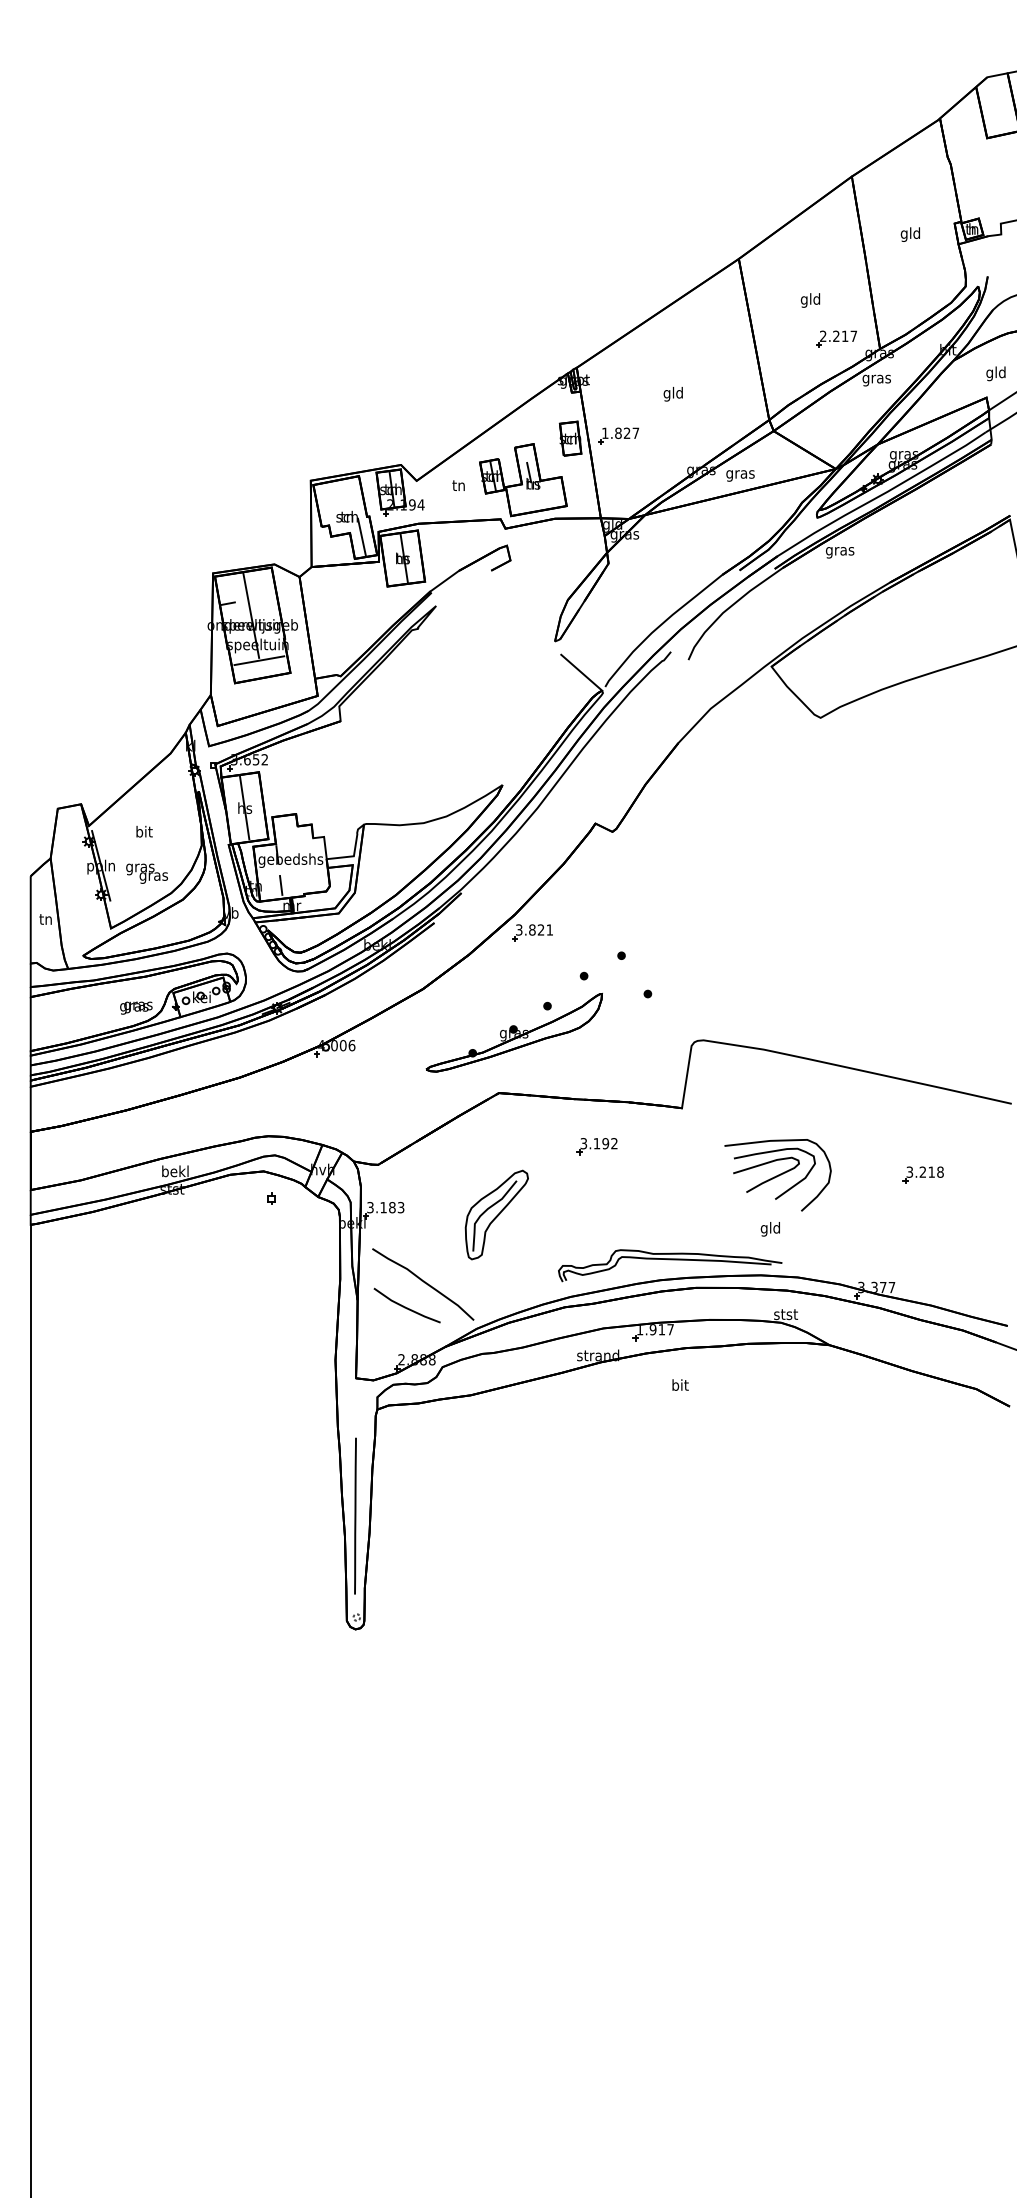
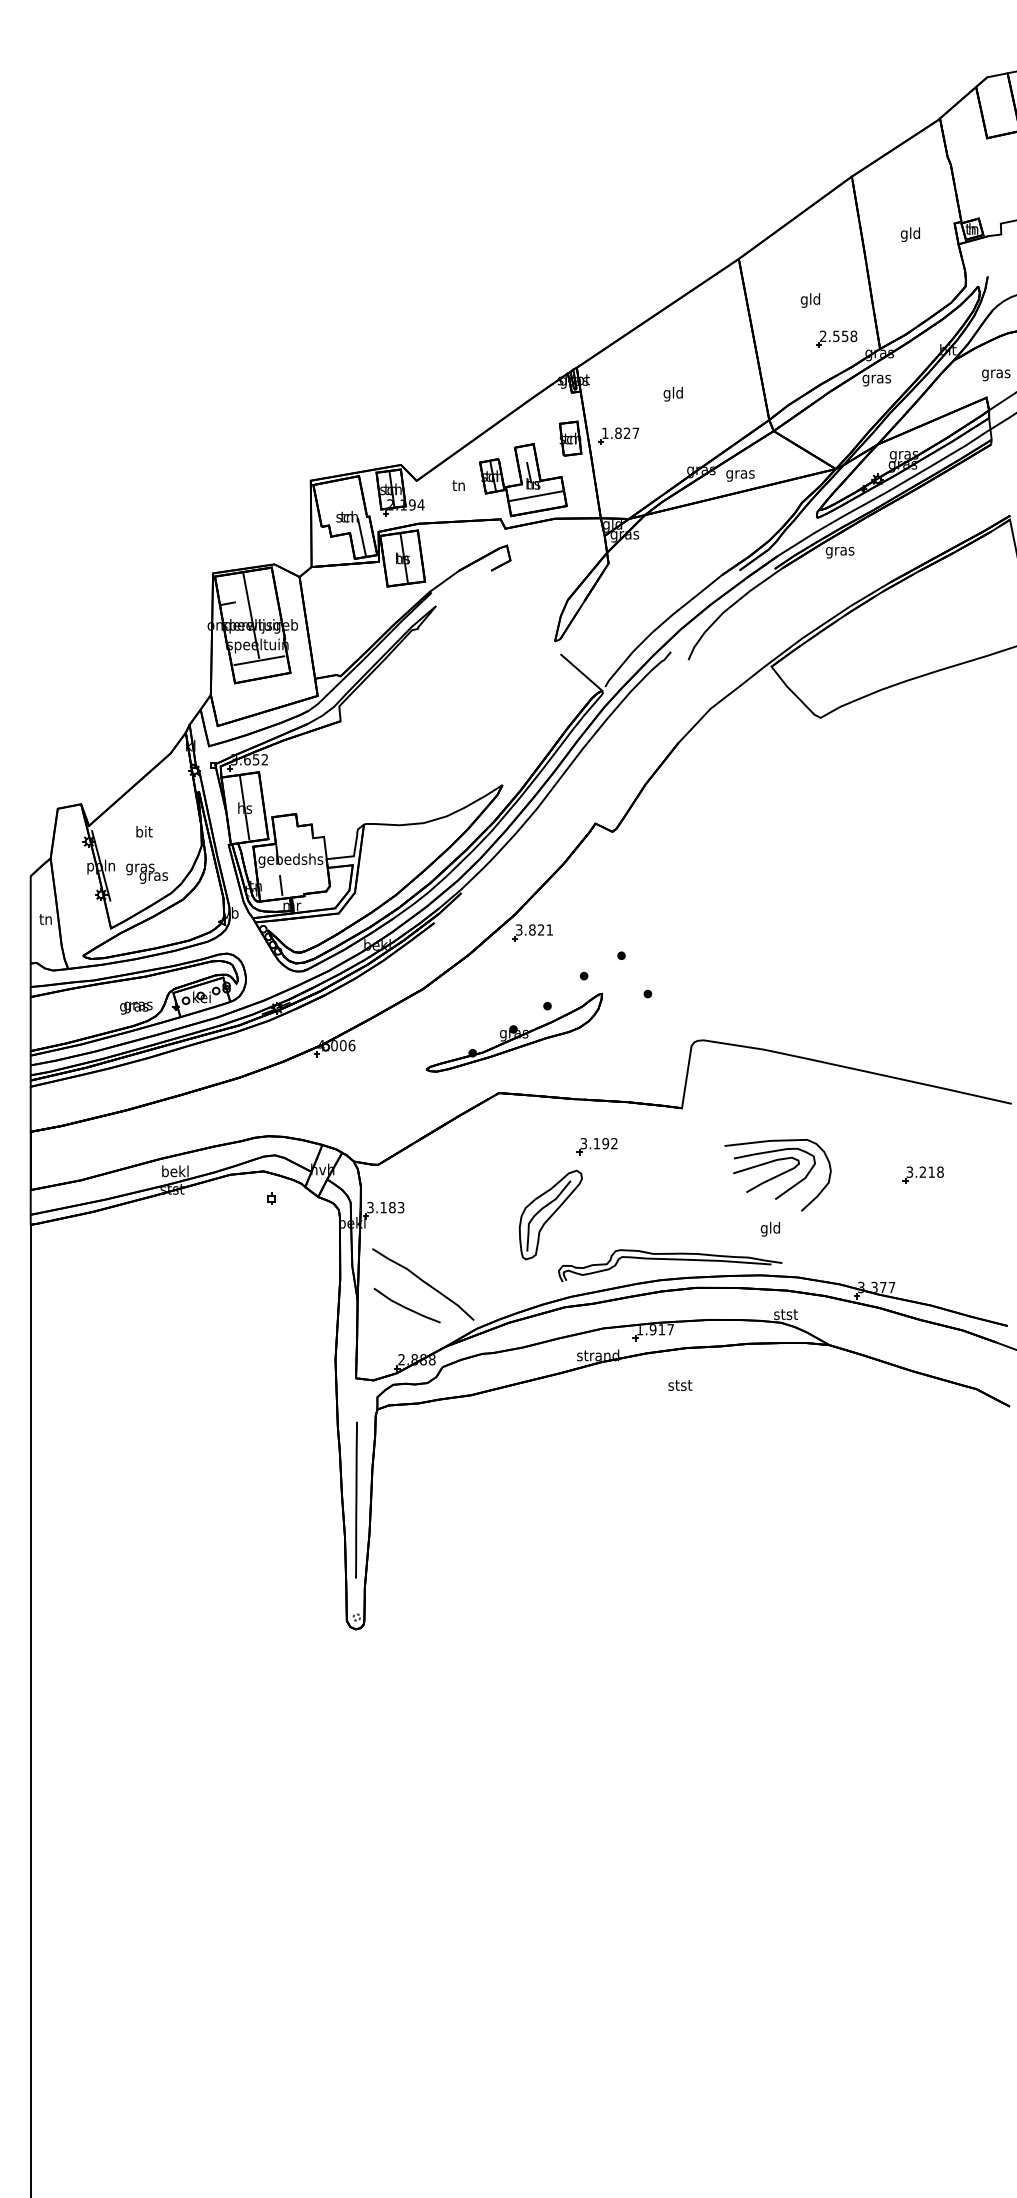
text: 2.217 -> 2.558 (845, 336)
text: gld -> gras (996, 373)
line: none -> present (536, 495)
part position: (496, 1214) -> (550, 1214) (550, 1214)
text: bit -> stst (680, 1384)
line position: (355, 1515) -> (356, 1499) (356, 1499)
